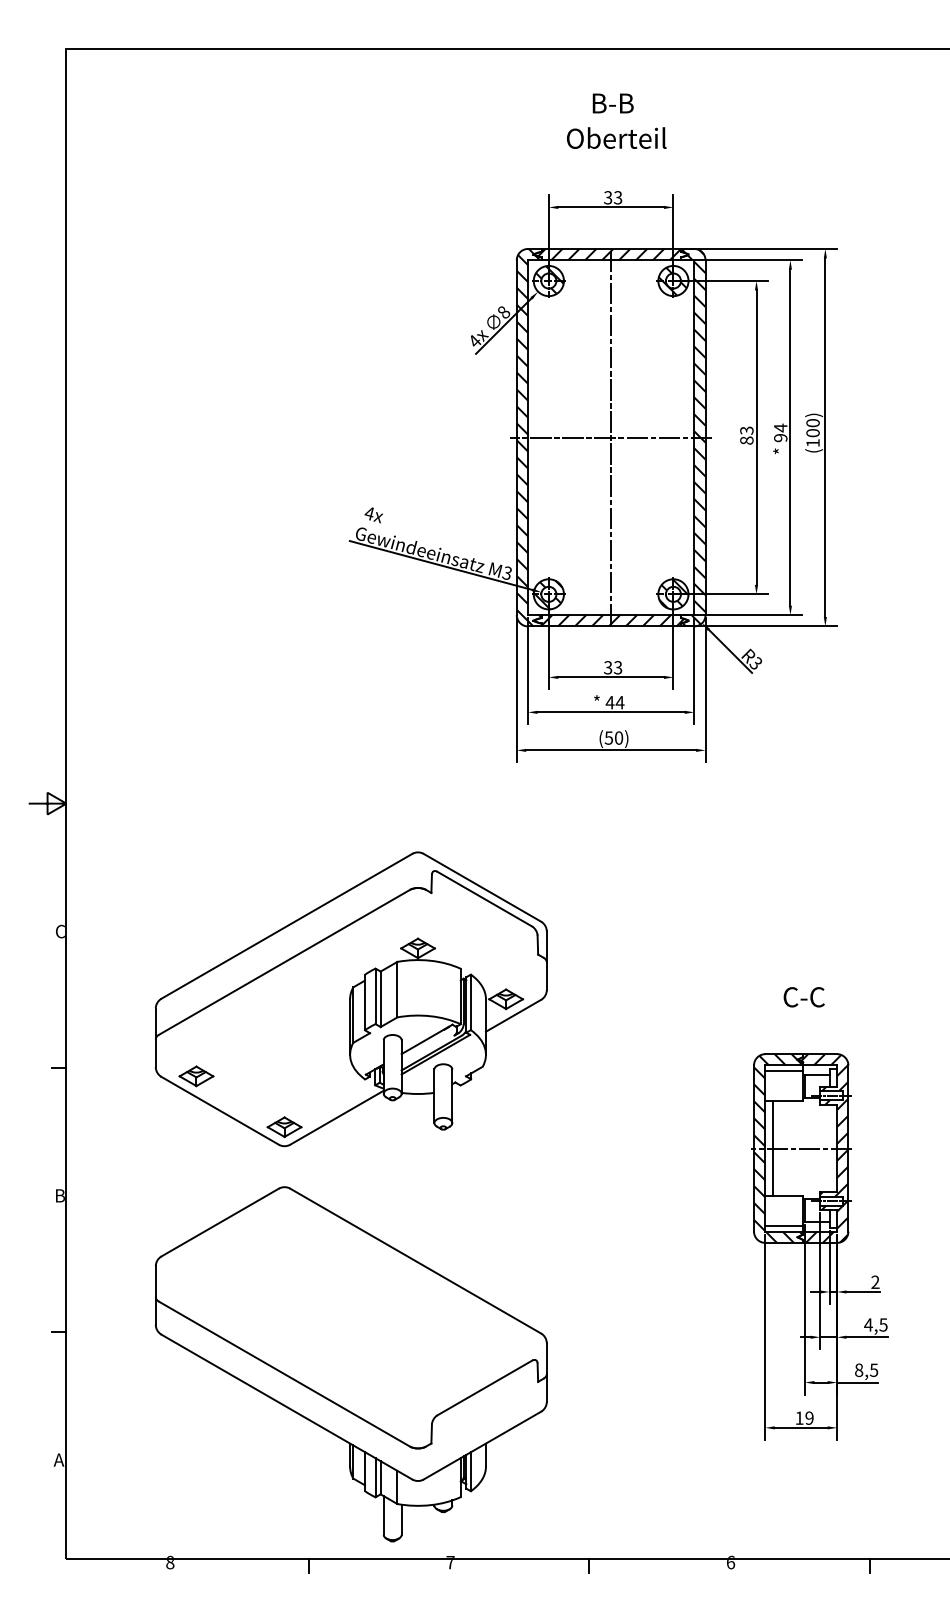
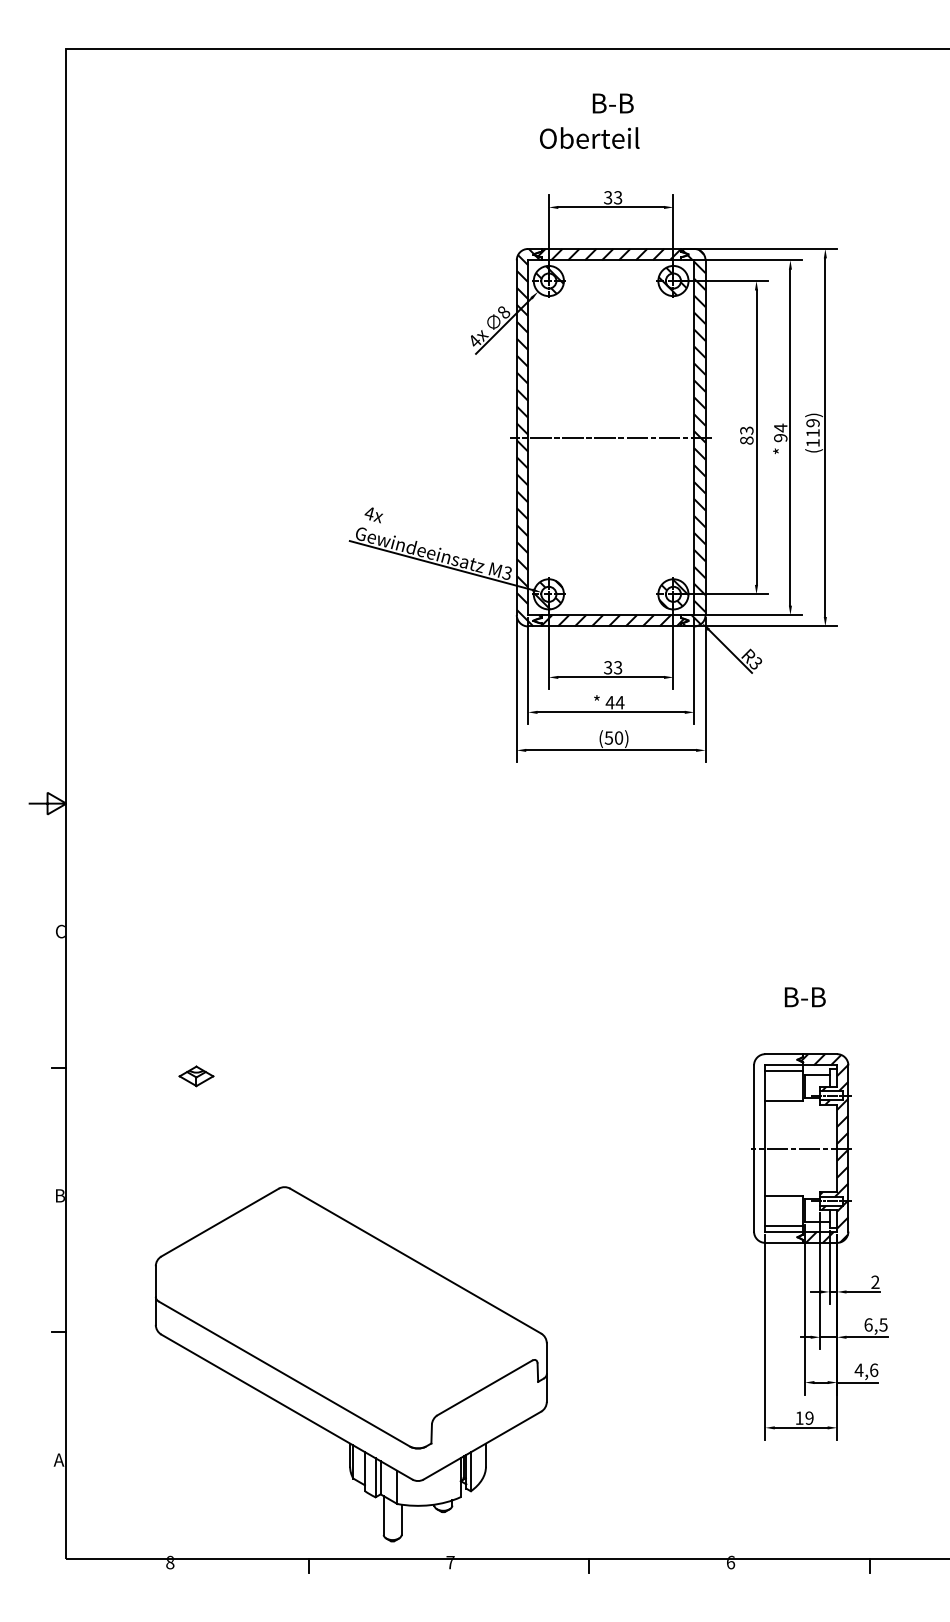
text position: (616, 137) -> (589, 137) (589, 137)
text: (100) -> (119) (812, 428)
line: present -> none (611, 437)
text: C-C -> B-B (804, 997)
part: present -> none (351, 999)
line: present -> none (772, 1148)
hatch: present -> none (778, 1148)
text: 4,5 -> 6,5 (868, 1324)
text: 8,5 -> 4,6 (866, 1370)
